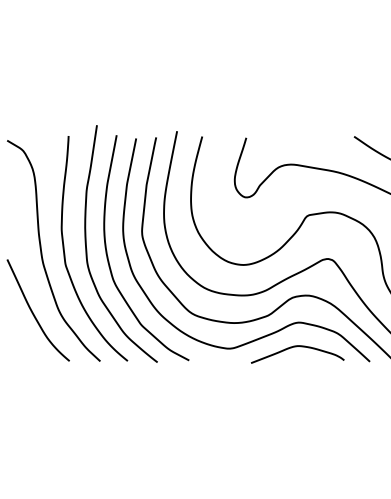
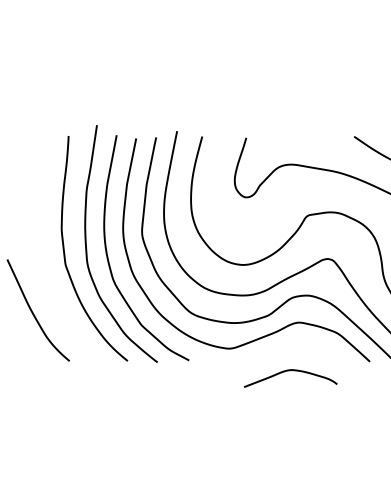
curve: present -> none (42, 251)
curve position: (296, 347) -> (289, 371) (289, 371)
